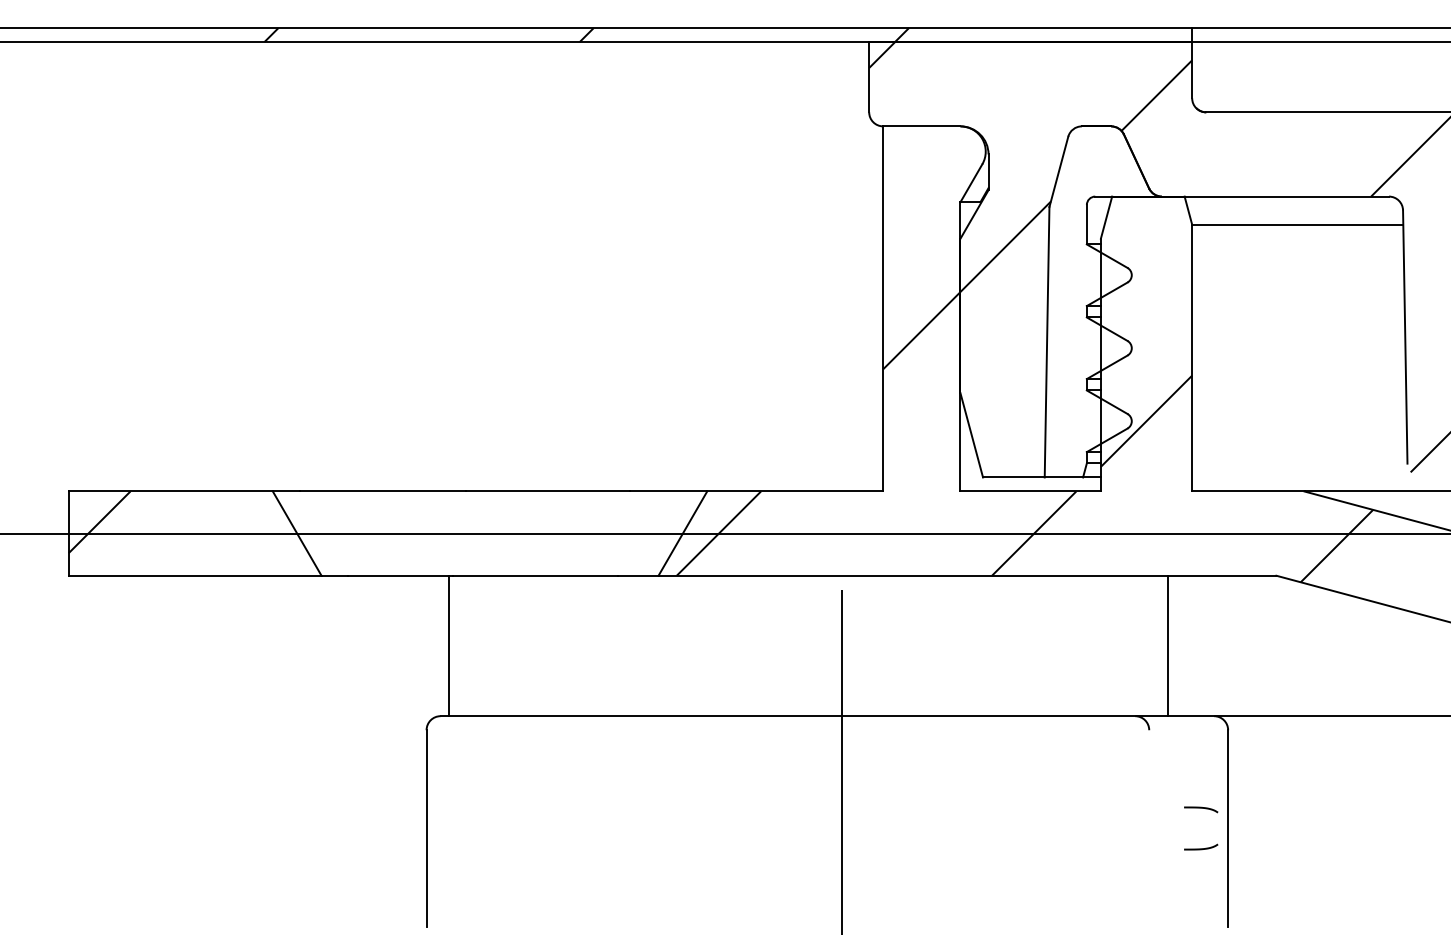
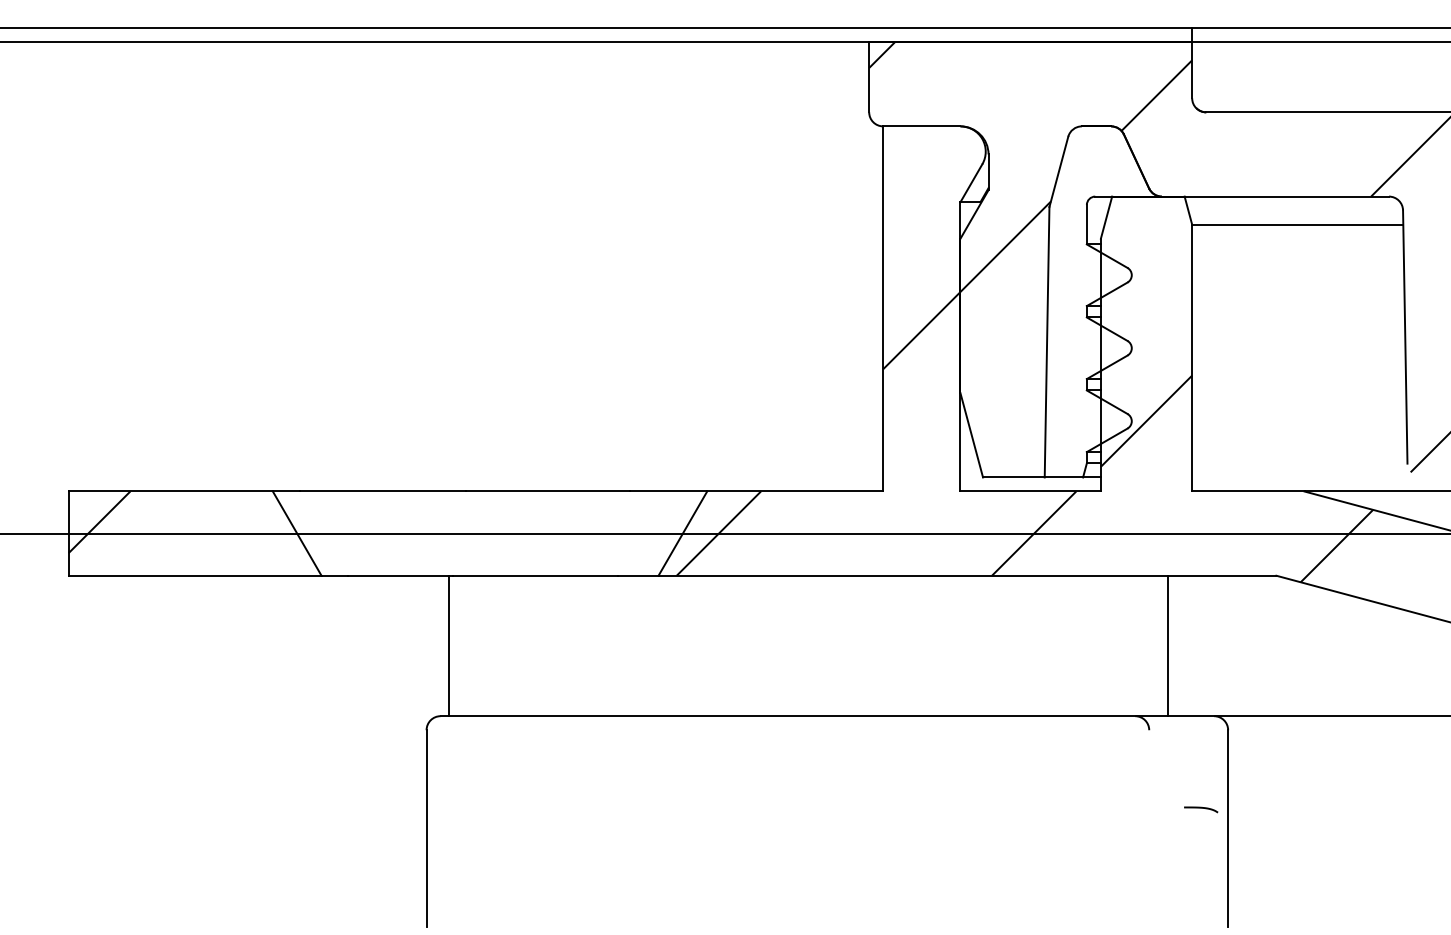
hatch: present -> none (586, 35)
line: present -> none (841, 760)
curve: present -> none (1201, 848)
